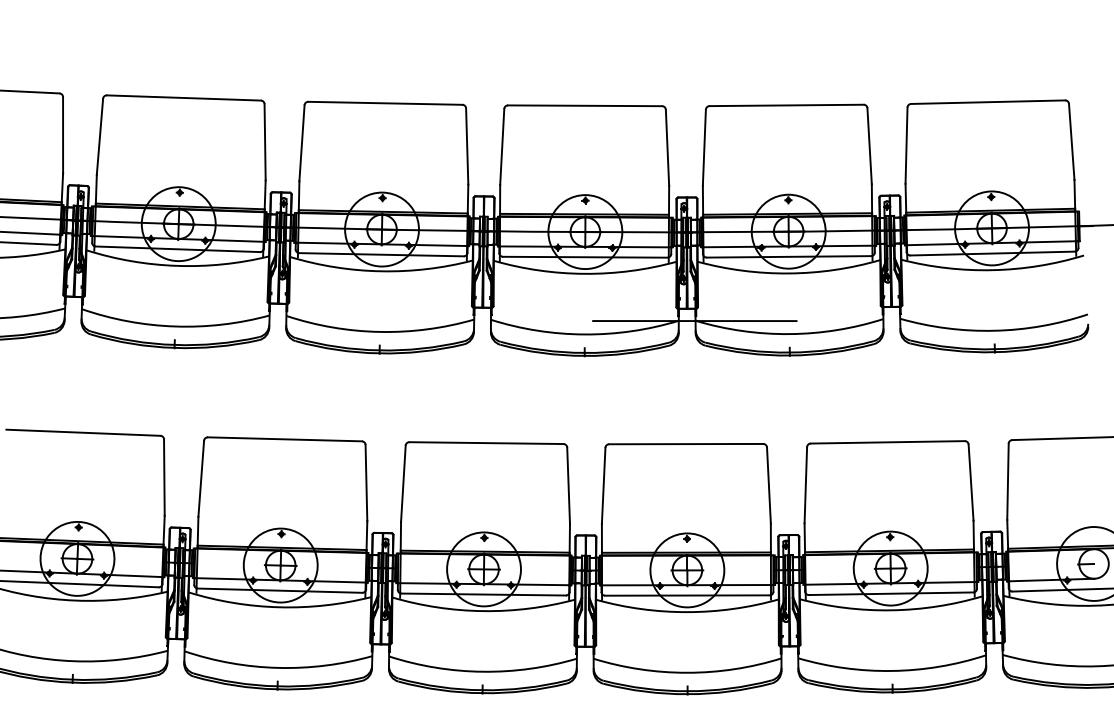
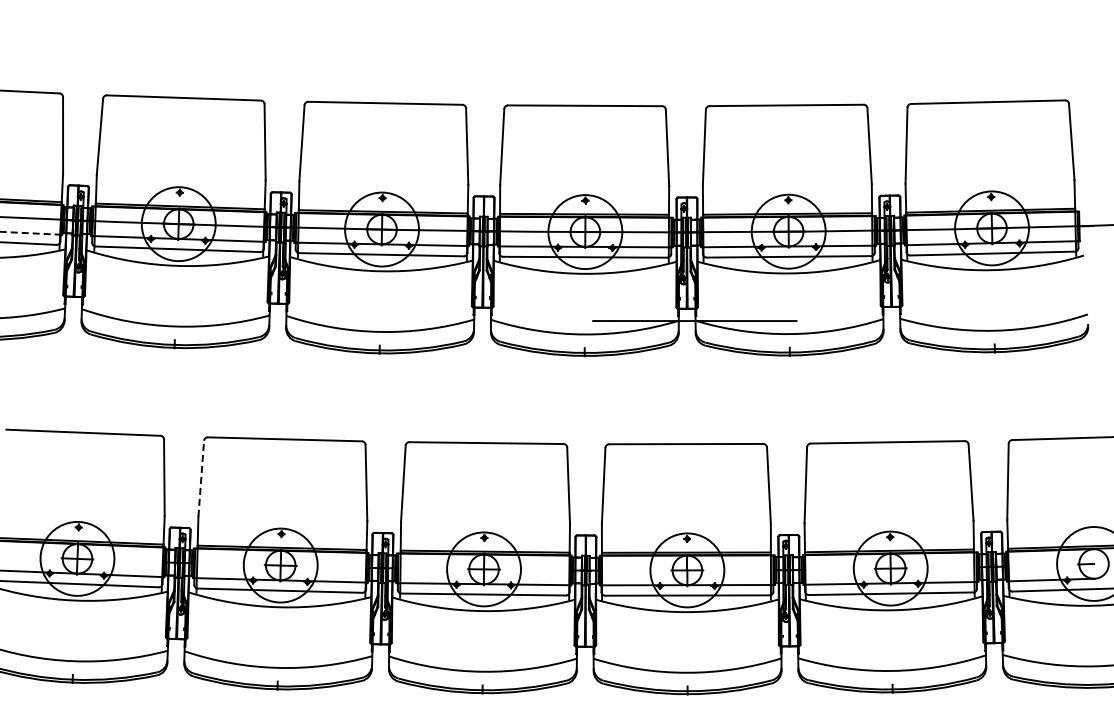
line: solid -> dashed (30, 233)
line: solid -> dashed (201, 478)
